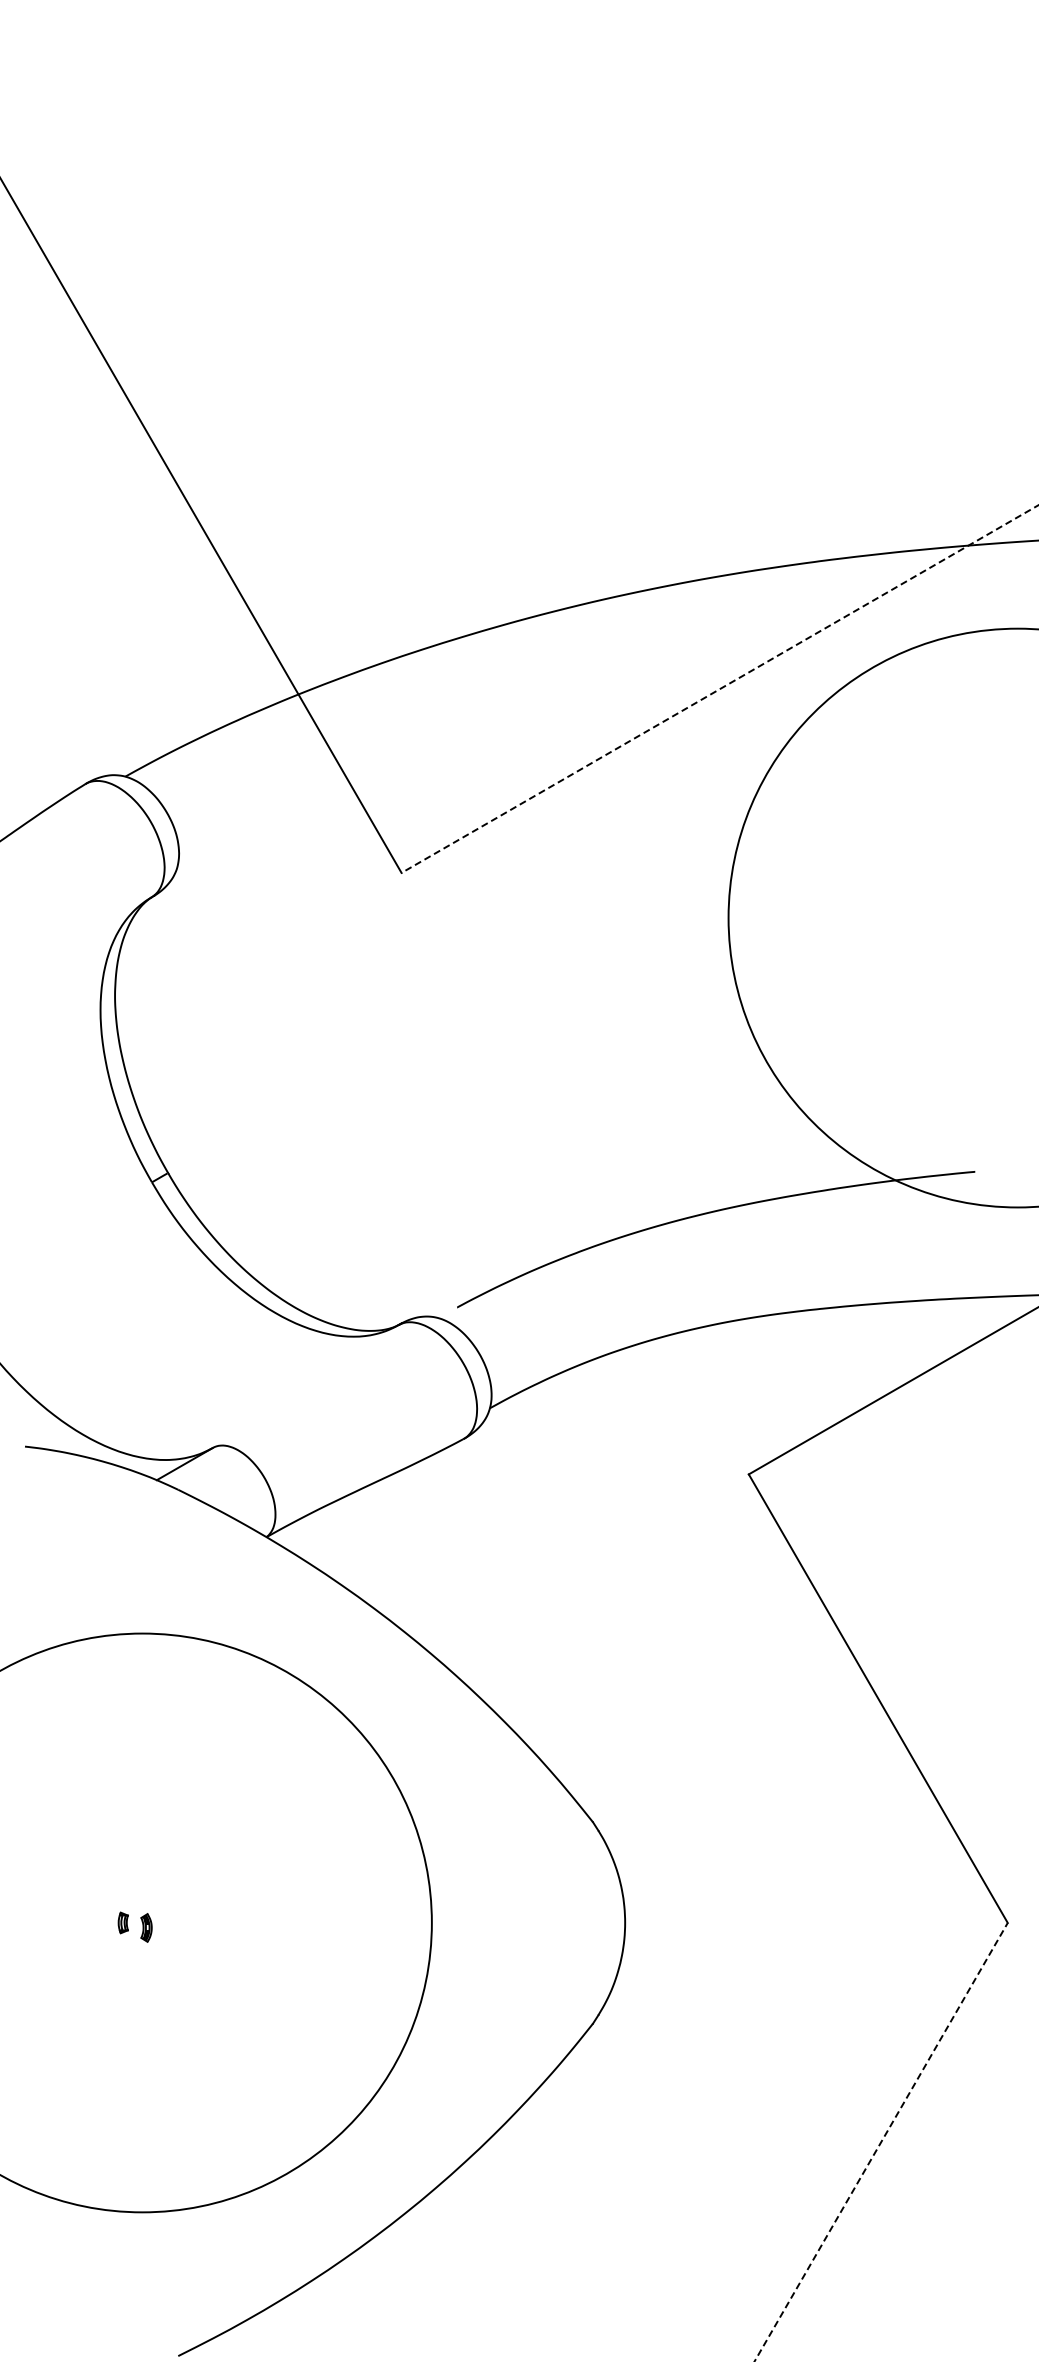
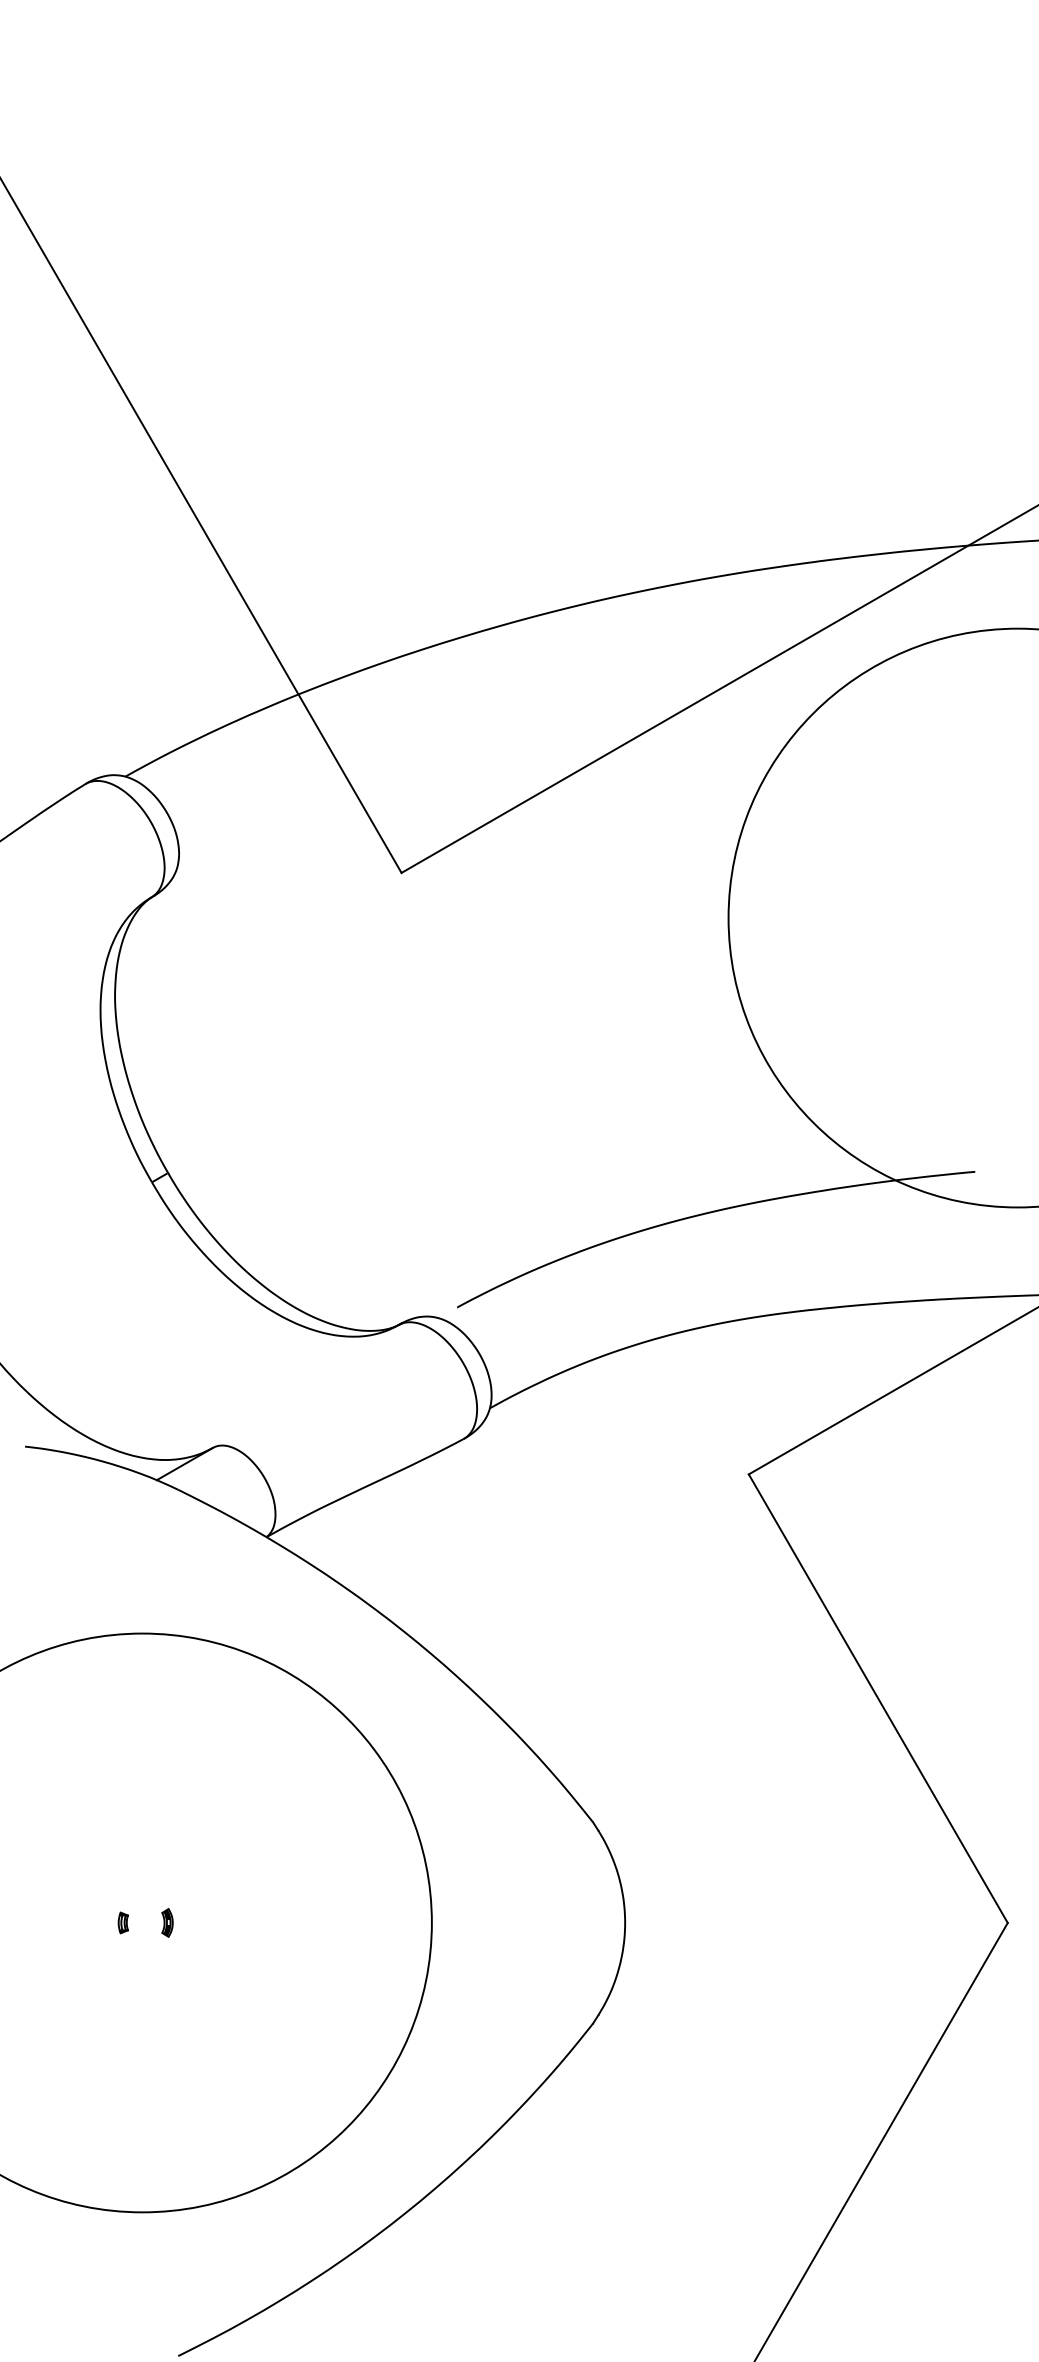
line: dashed -> solid (720, 689)
part position: (146, 1927) -> (167, 1922) (167, 1922)
line: dashed -> solid (881, 2142)
